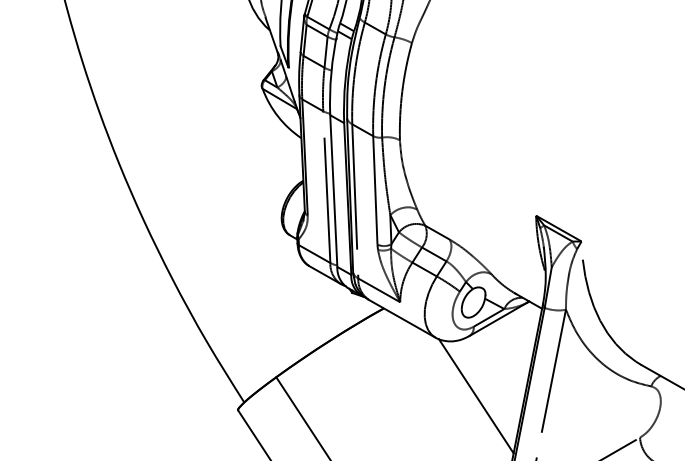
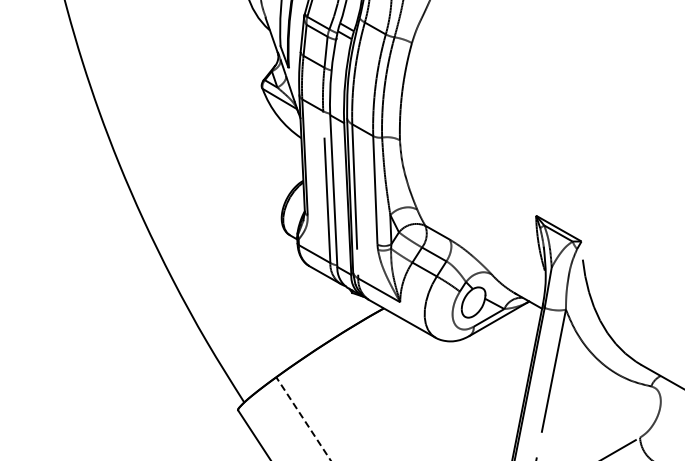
line: present -> none (475, 396)
line: solid -> dashed (303, 419)
